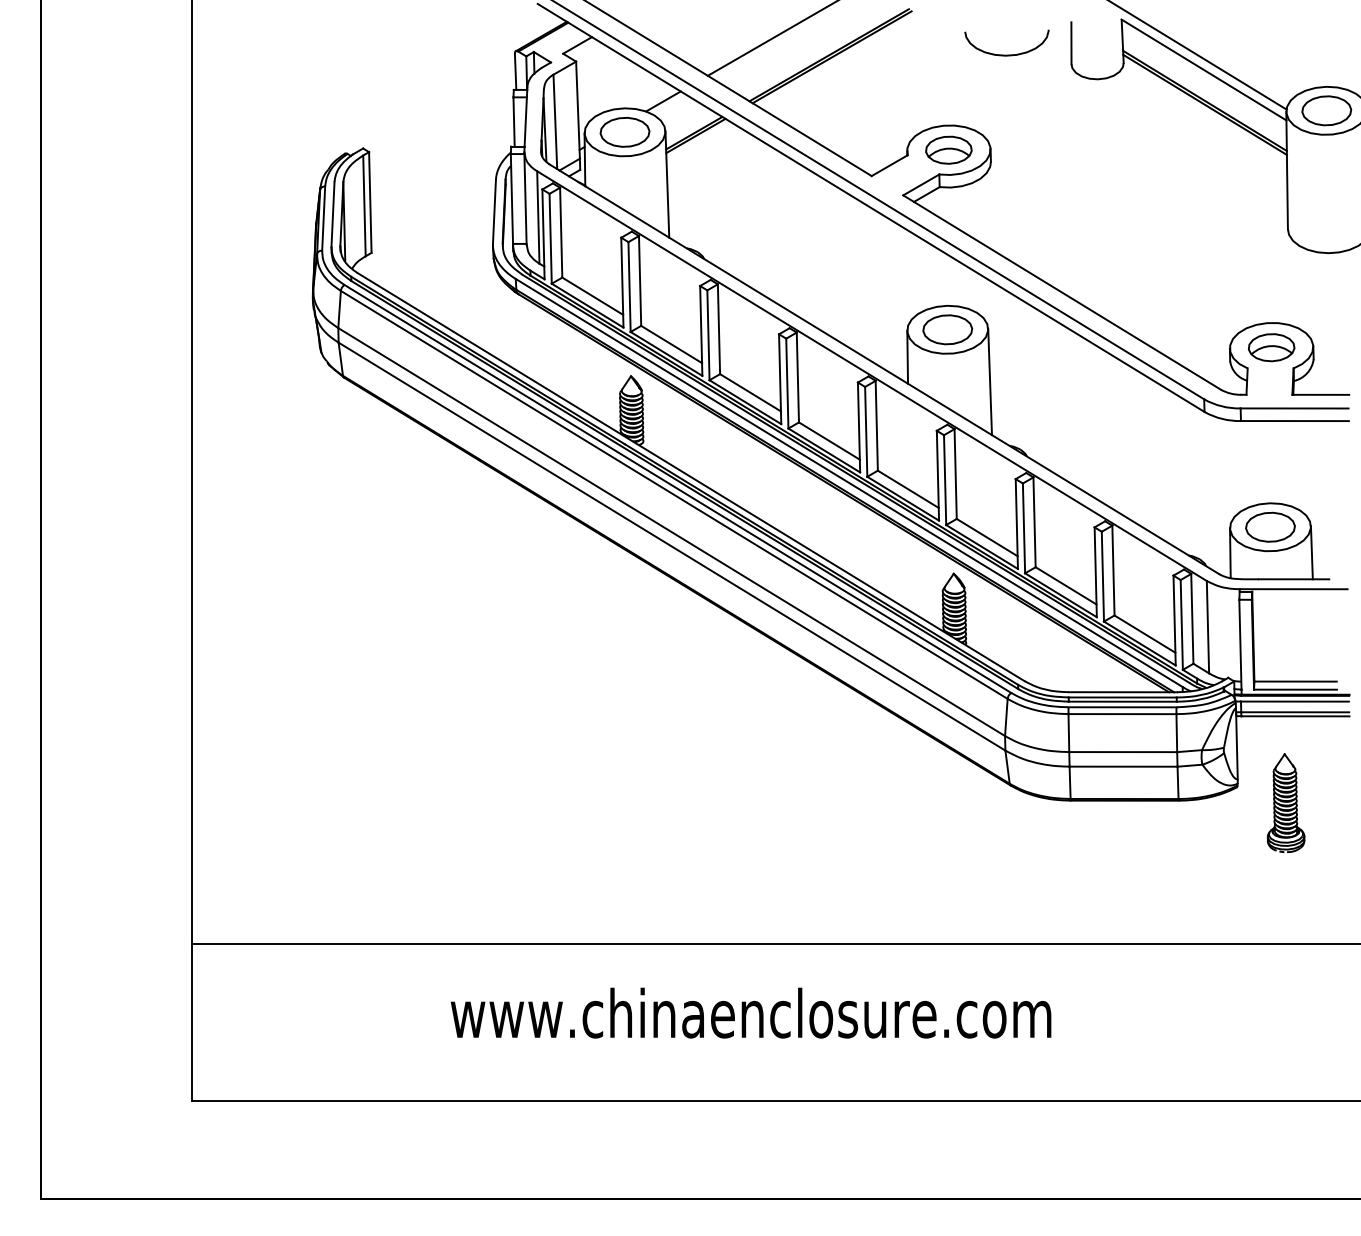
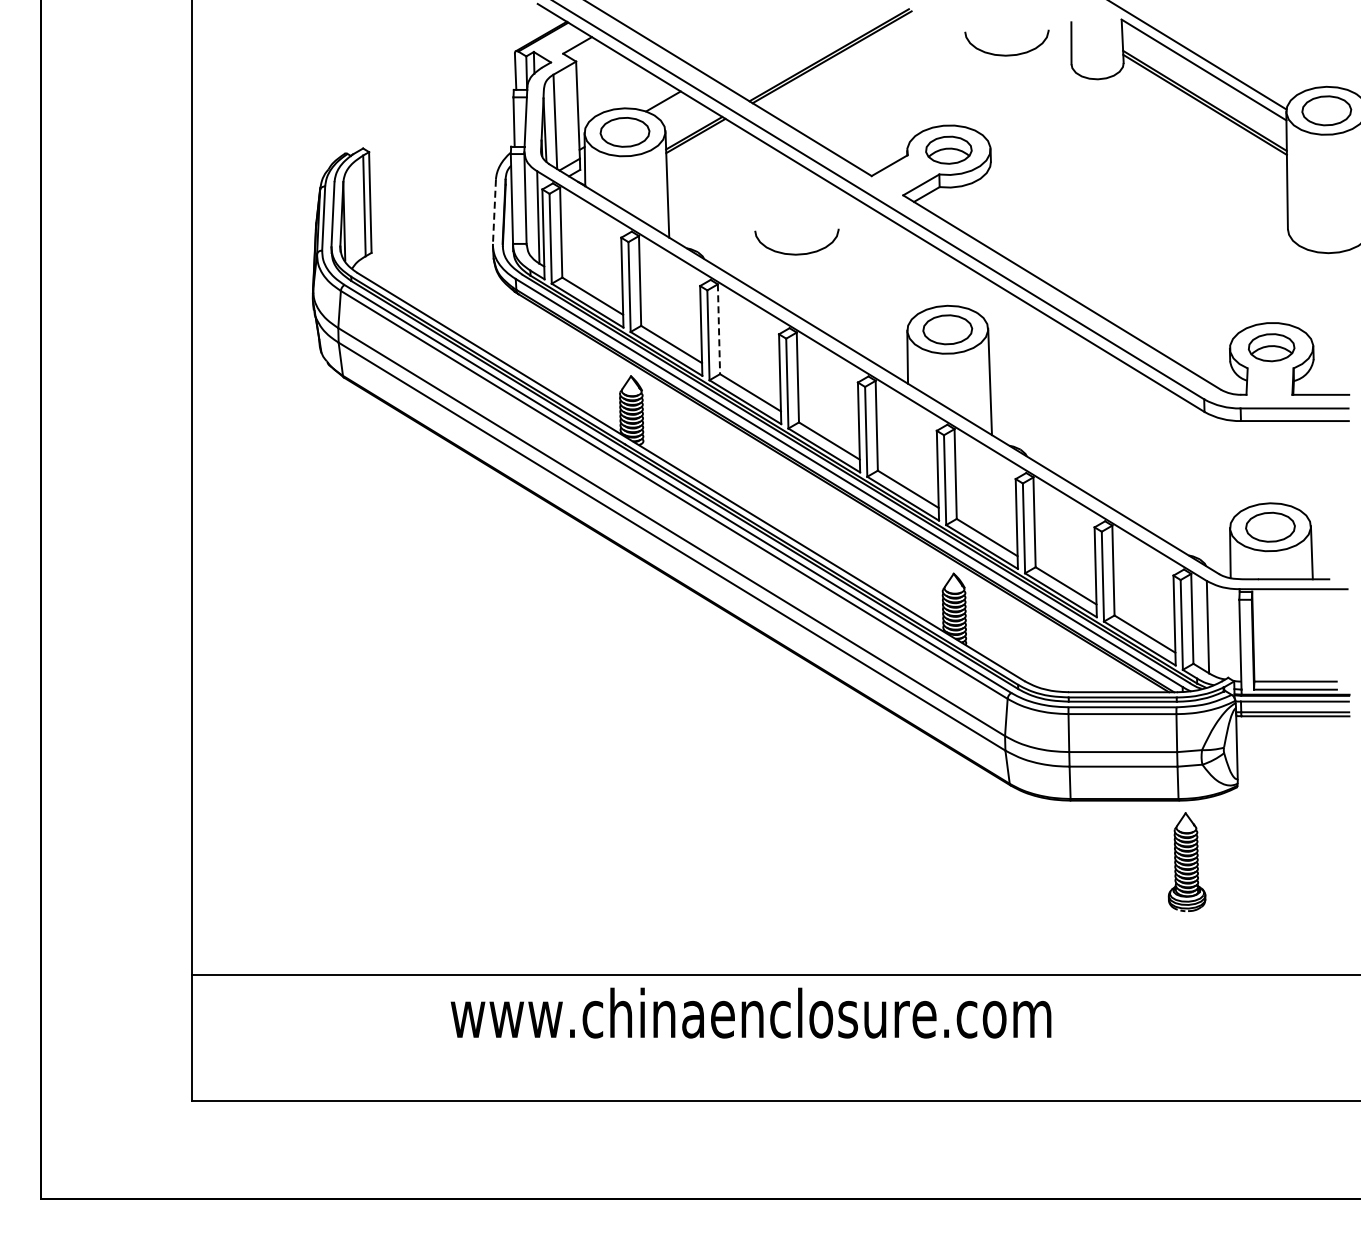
line: present -> none (771, 38)
line: solid -> dashed (494, 212)
curve: none -> present (796, 253)
line: solid -> dashed (718, 329)
part position: (1285, 802) -> (1186, 861) (1186, 861)
line position: (774, 943) -> (774, 974) (774, 974)
